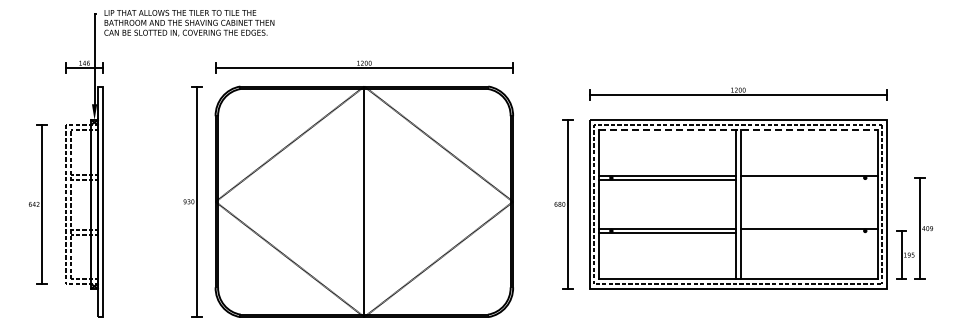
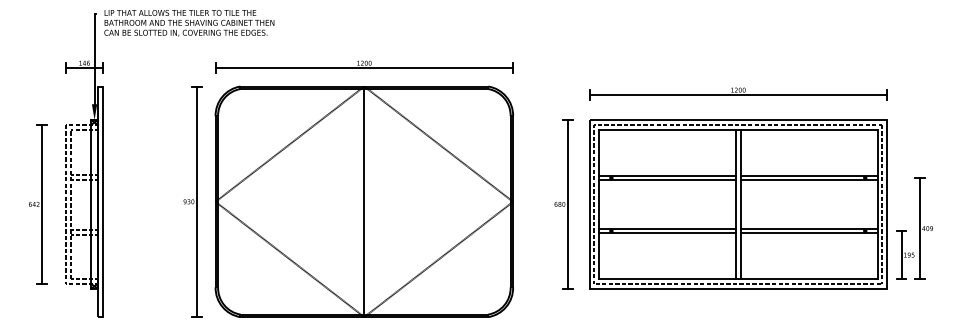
line: dashed -> solid (738, 129)
line: none -> present (808, 180)
line: none -> present (808, 233)
